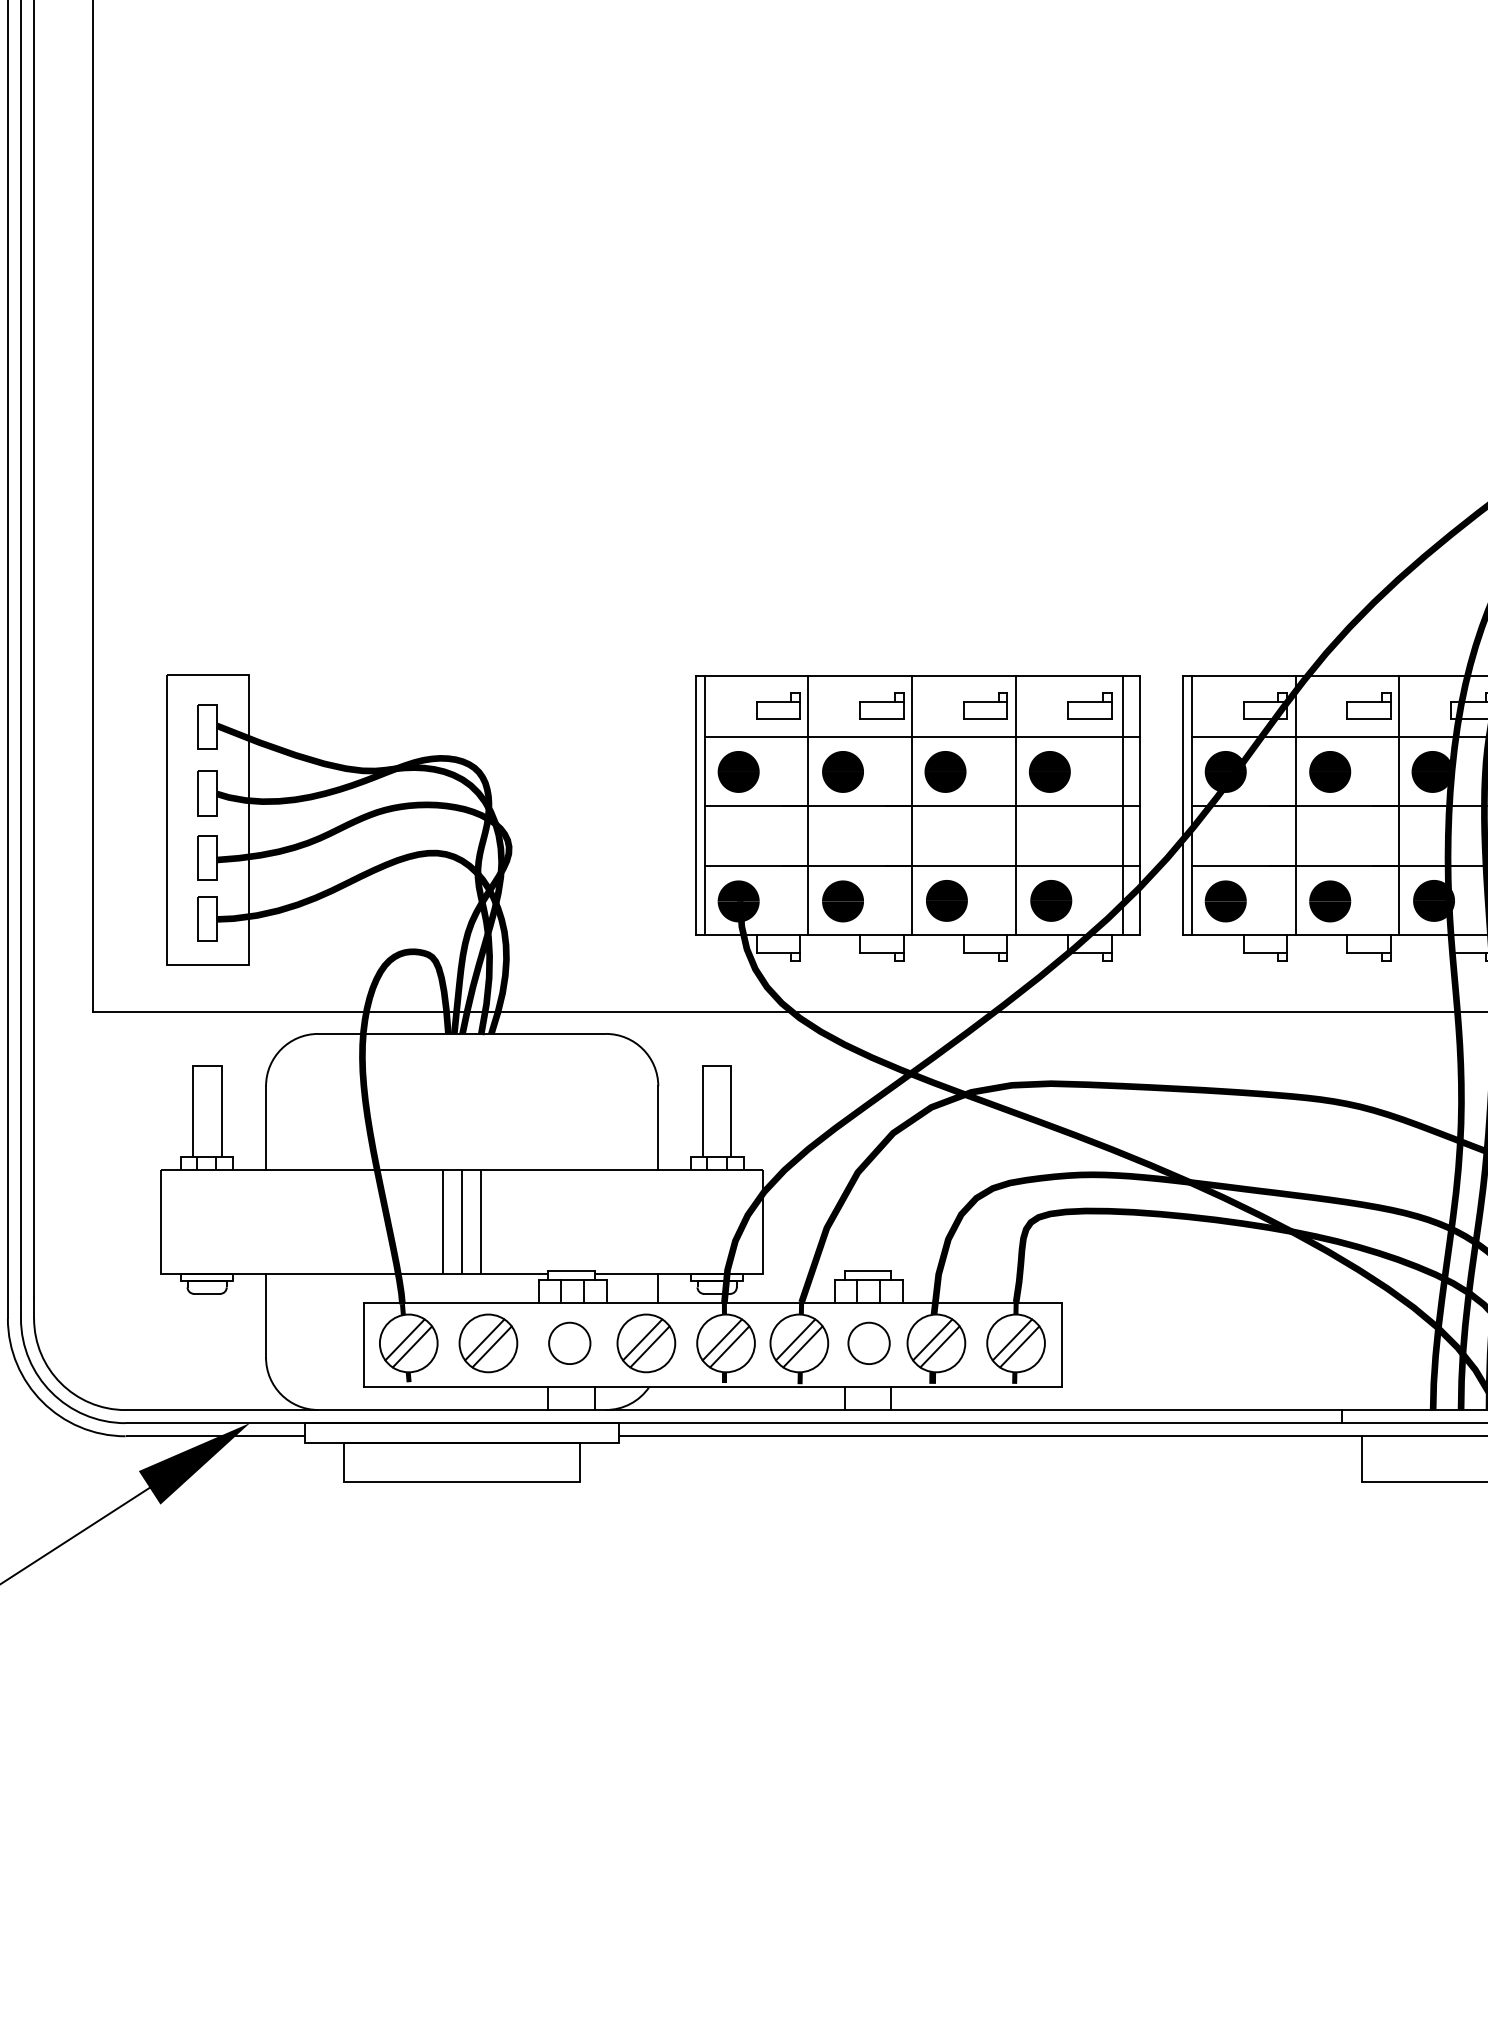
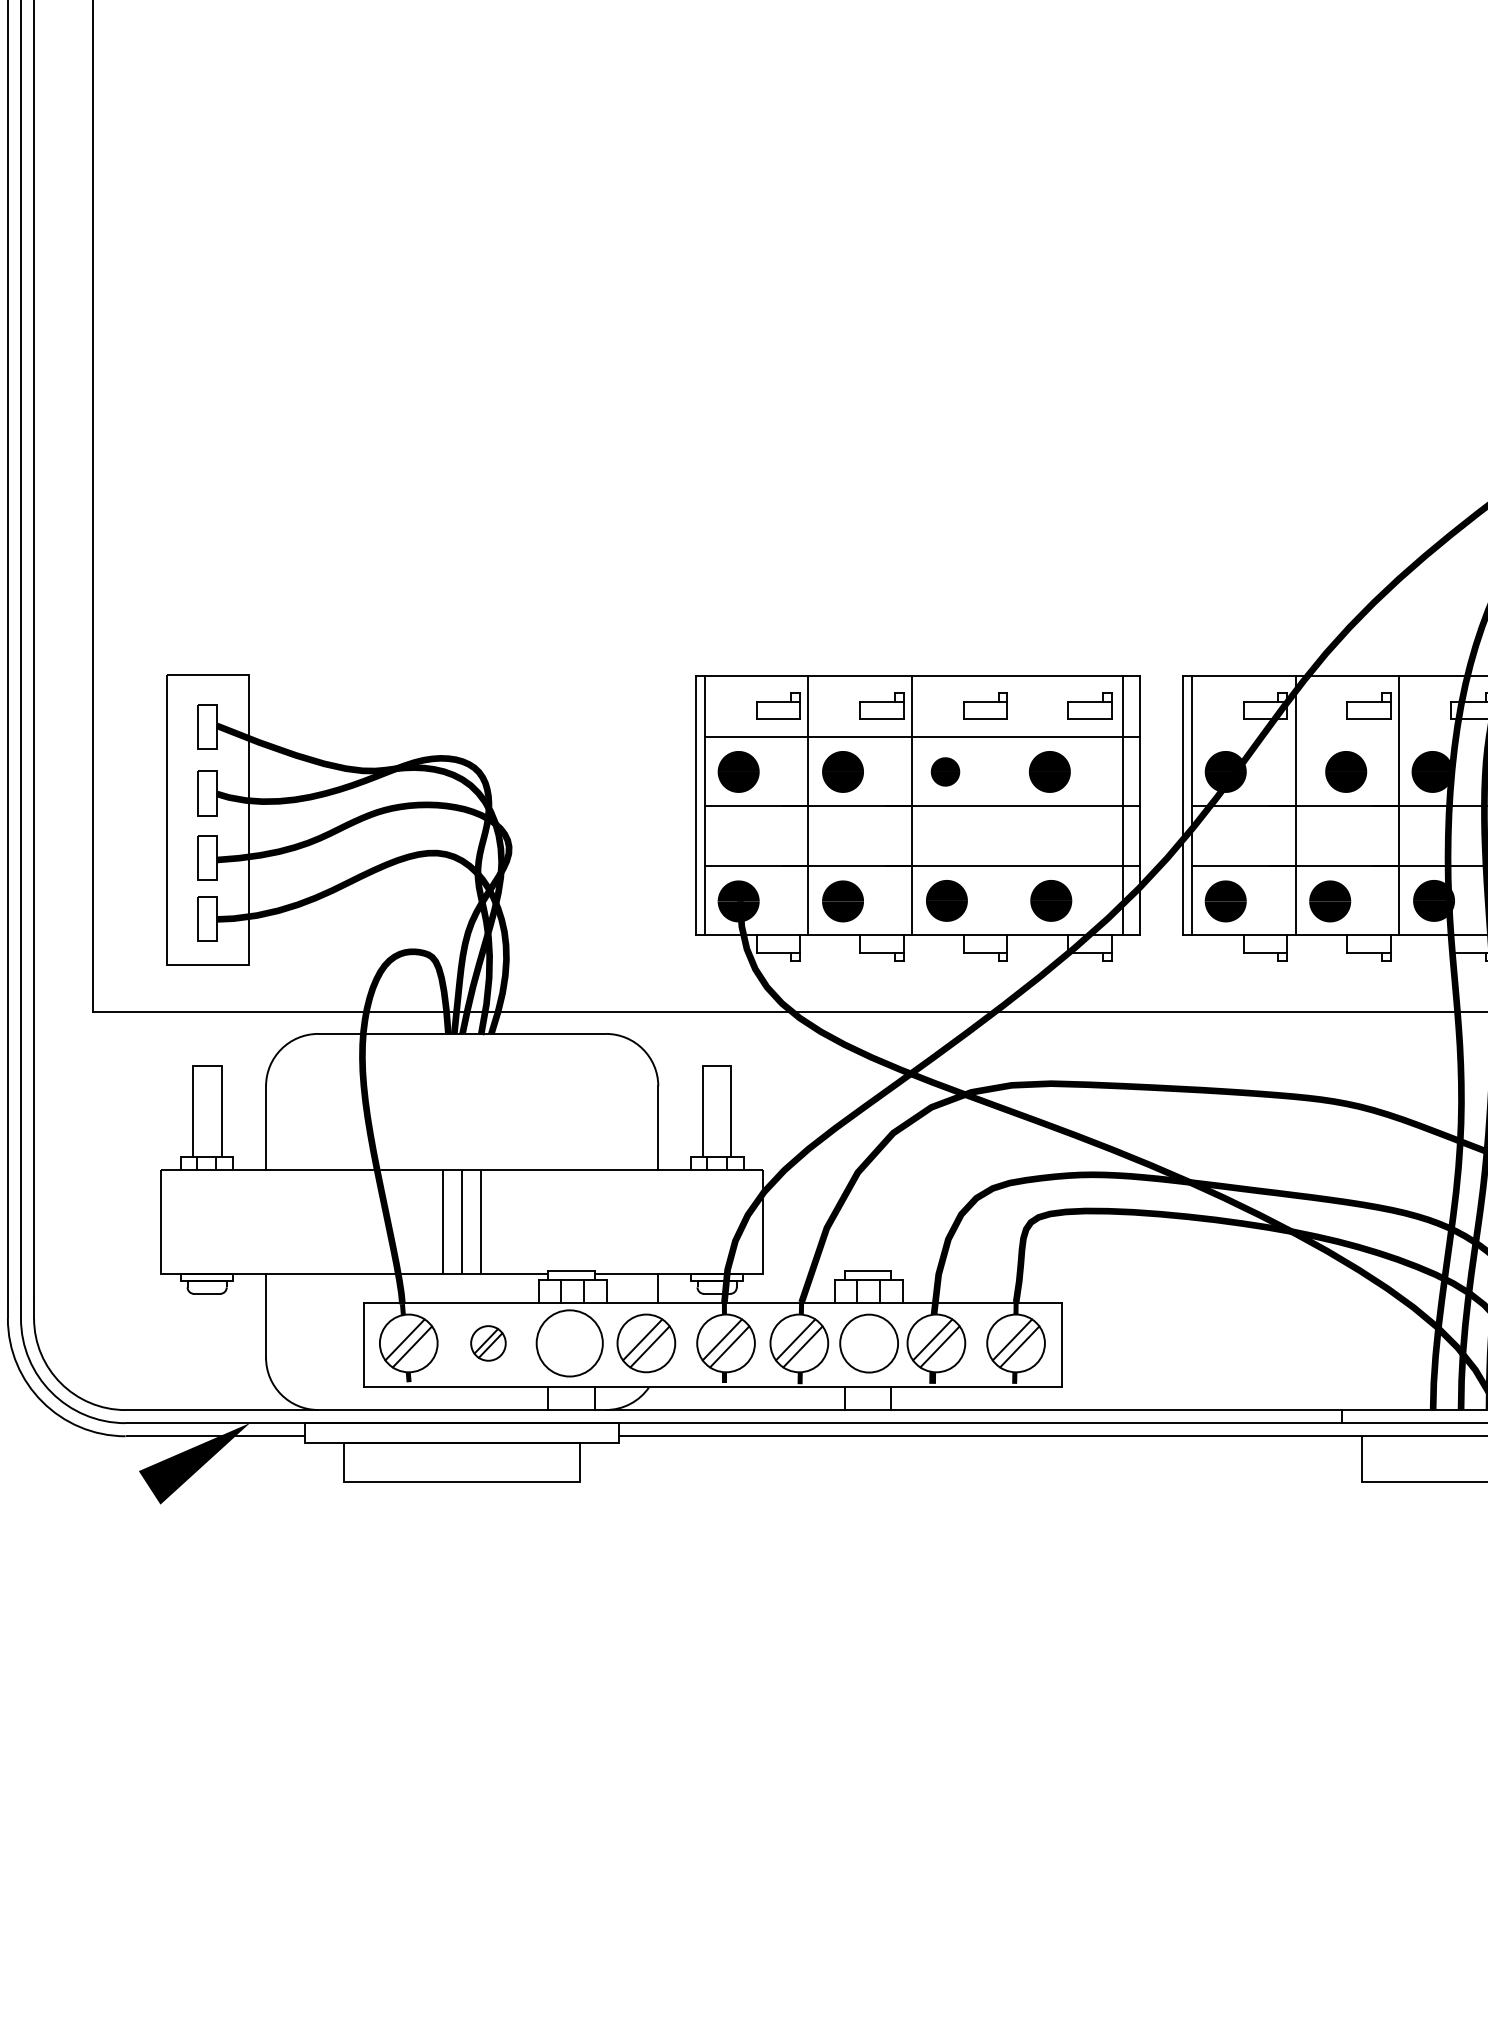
line: present -> none (1337, 736)
part size: 43x42 px -> 31x30 px (945, 771)
part position: (1330, 771) -> (1346, 771) (1346, 771)
line: present -> none (1015, 805)
circle size: 44x44 px -> 60x61 px (868, 1343)
part size: 61x61 px -> 37x37 px (488, 1343)
circle diameter: 41 px -> 66 px (569, 1343)
line: present -> none (75, 1535)
